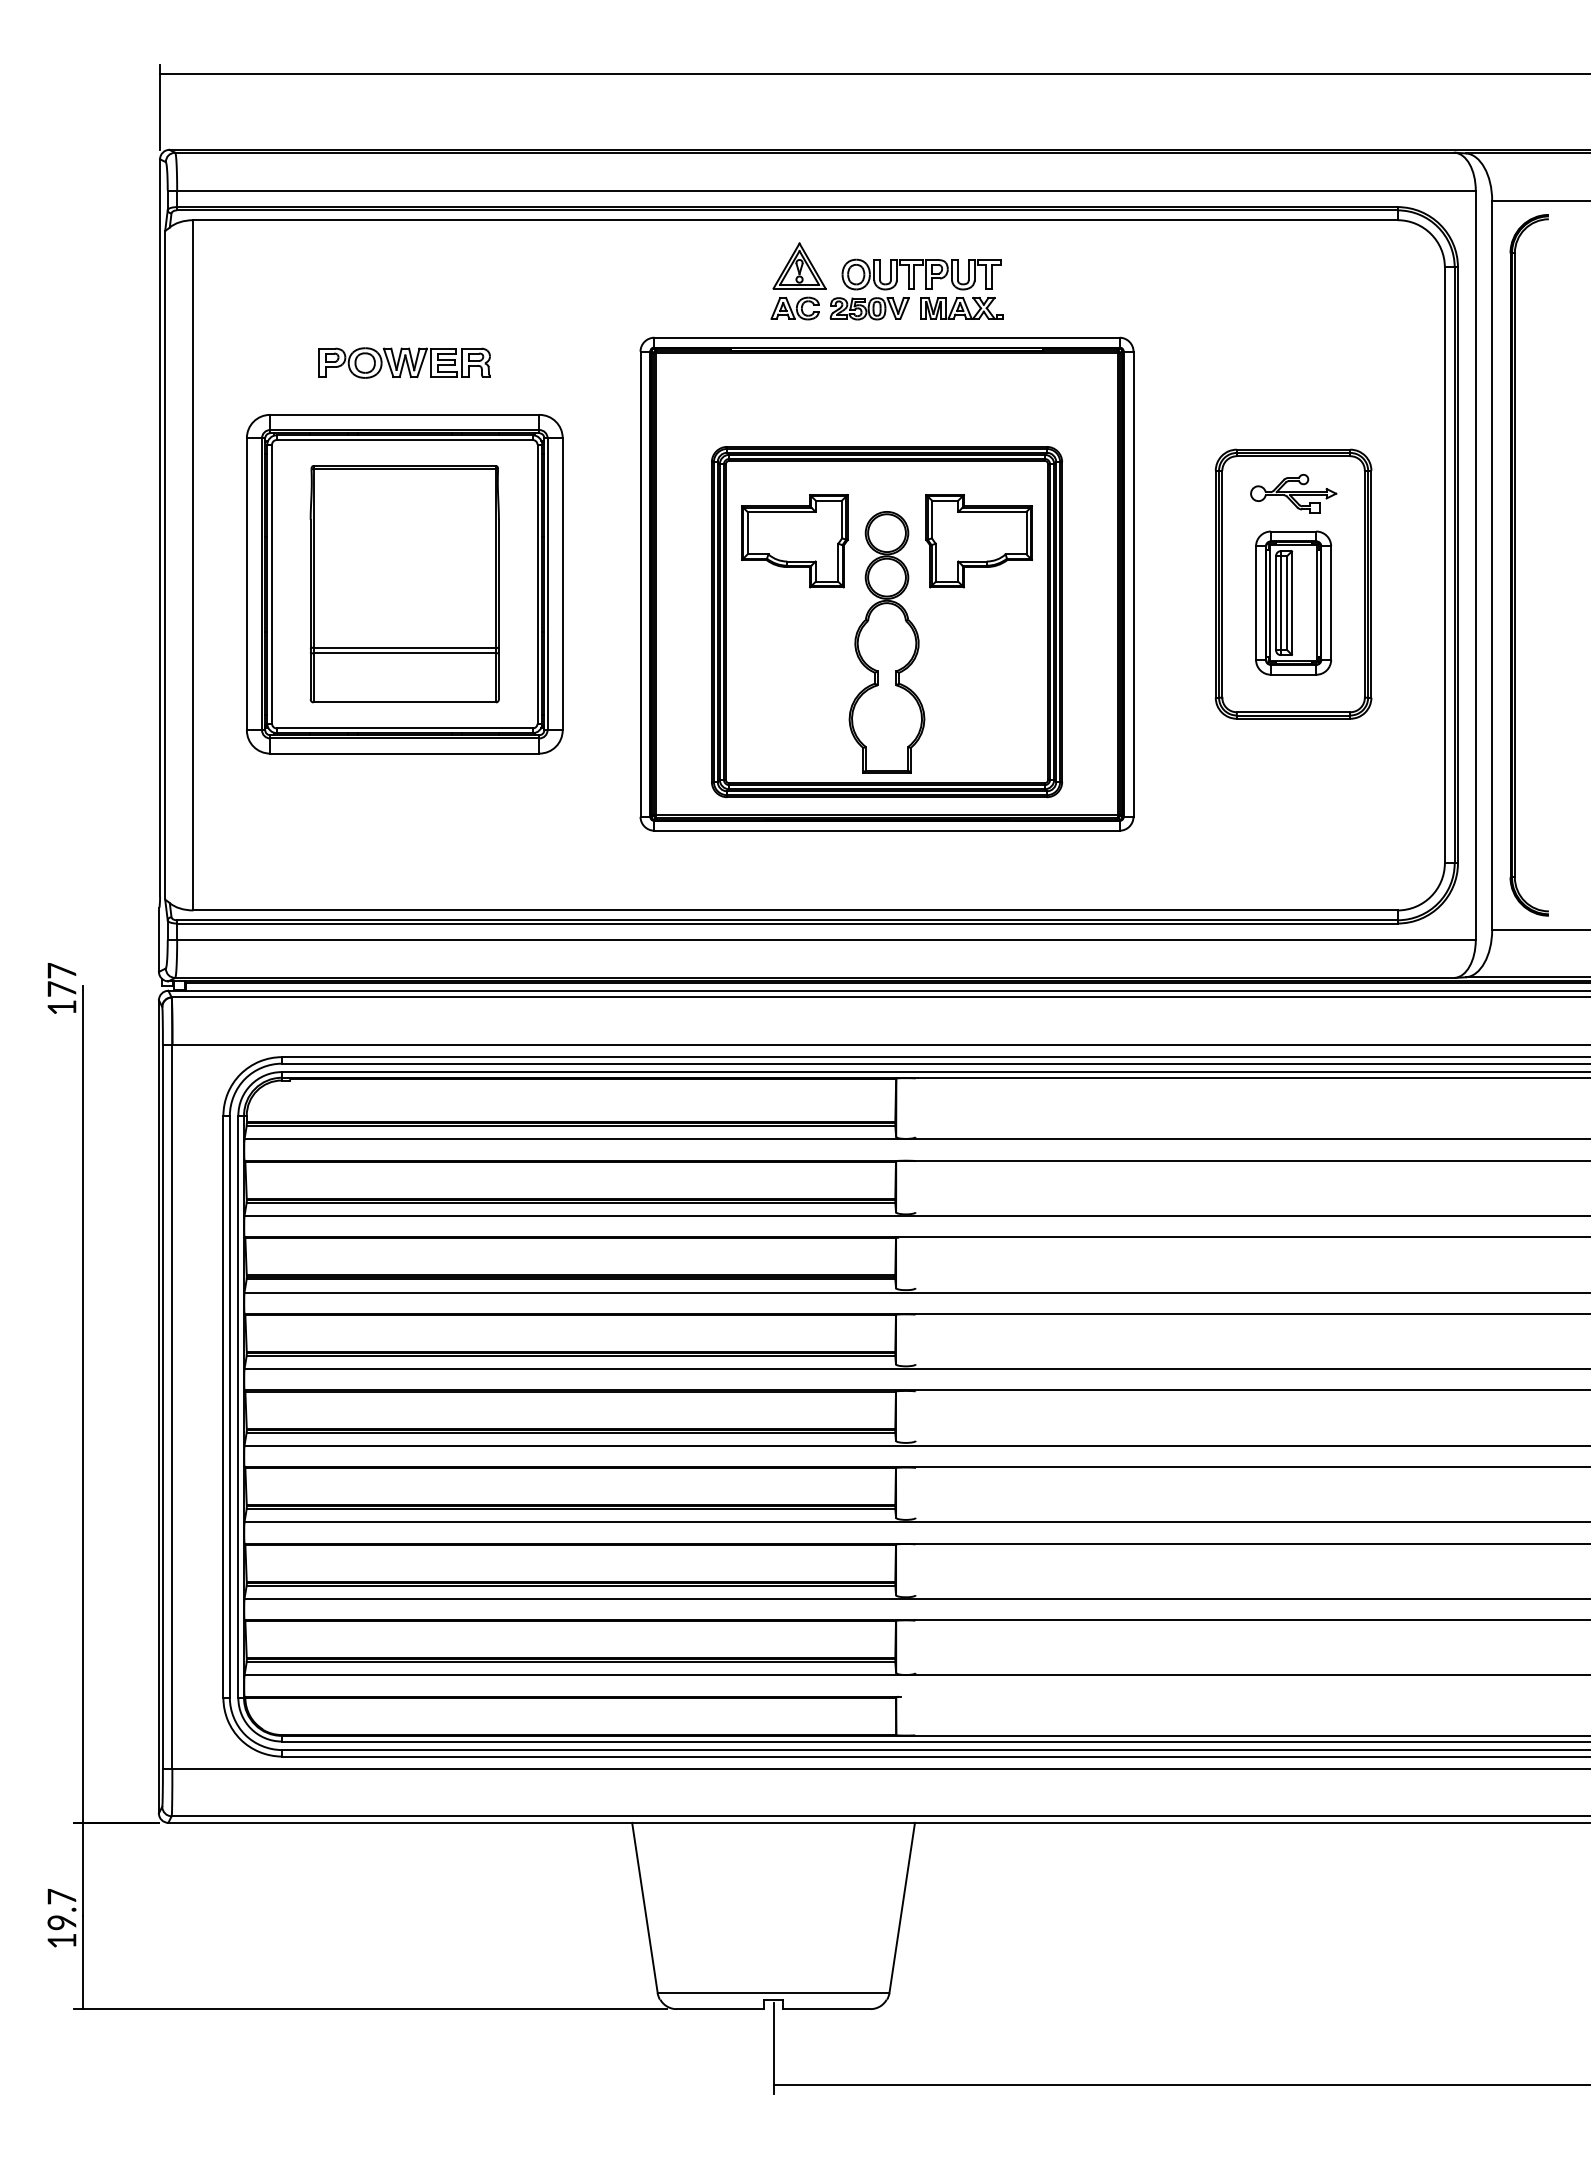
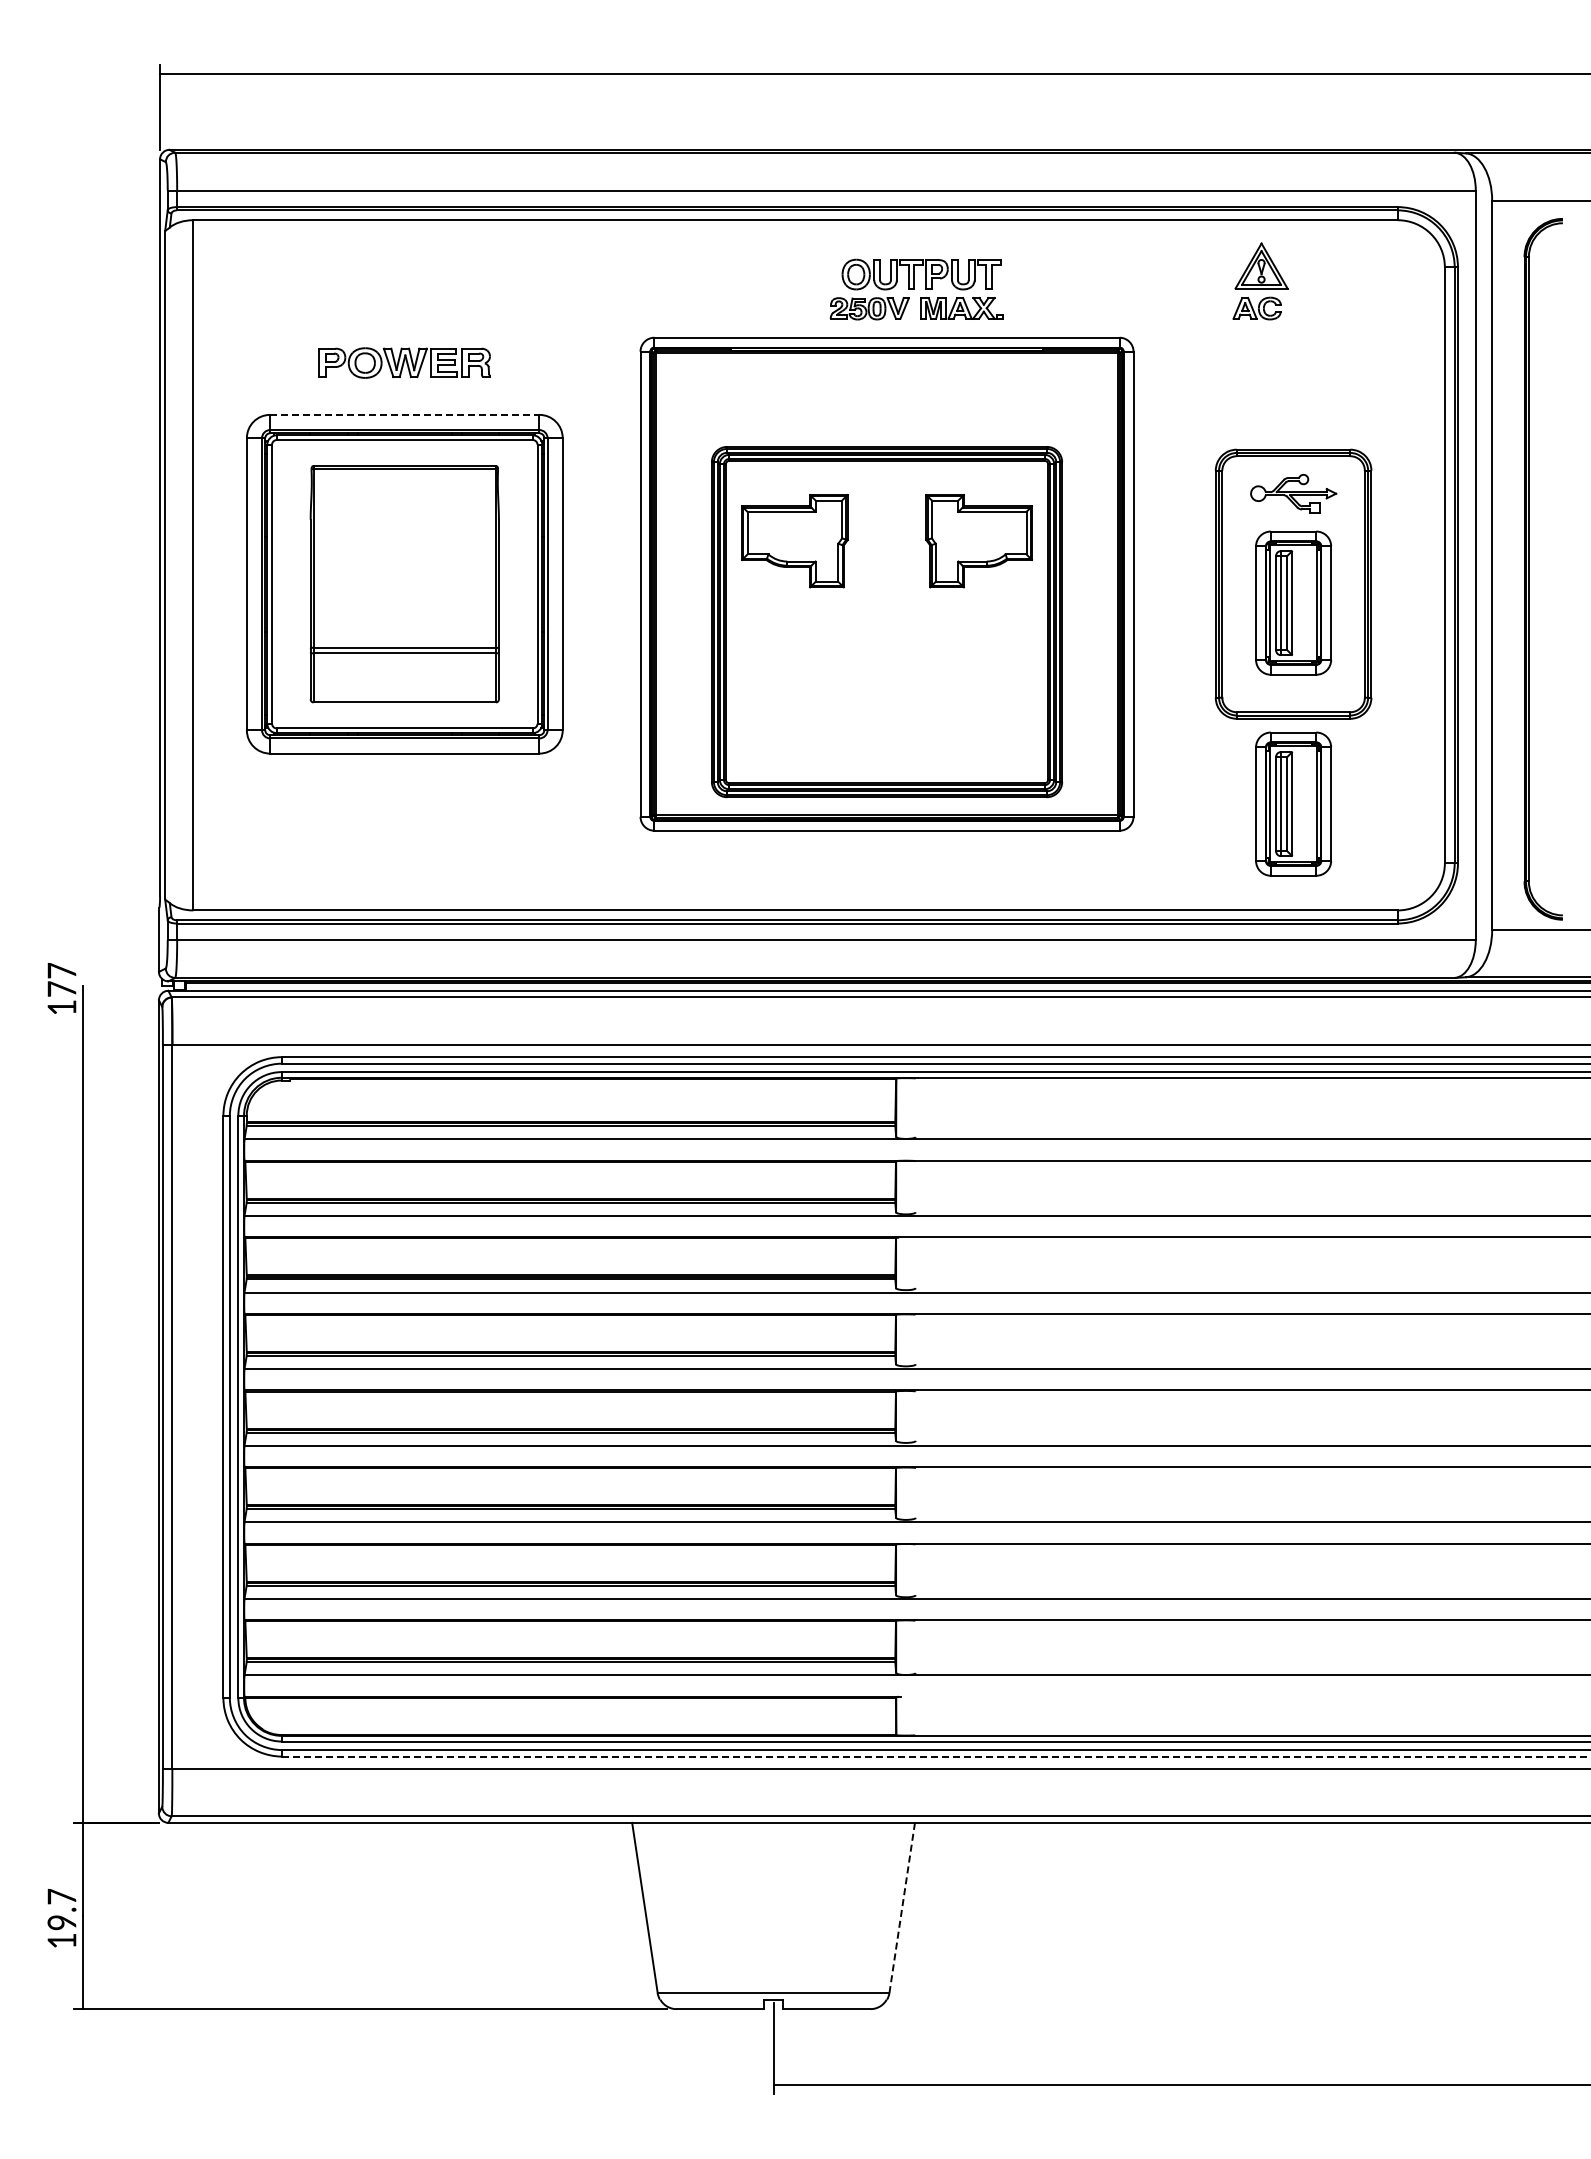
part position: (798, 281) -> (1260, 281) (1260, 281)
line: solid -> dashed (404, 414)
part position: (1515, 565) -> (1529, 569) (1529, 569)
part: present -> none (886, 642)
part: none -> present (1293, 803)
line: solid -> dashed (936, 1756)
line: solid -> dashed (902, 1907)
